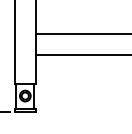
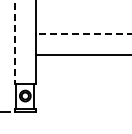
line: solid -> dashed (83, 34)
line: solid -> dashed (15, 42)
